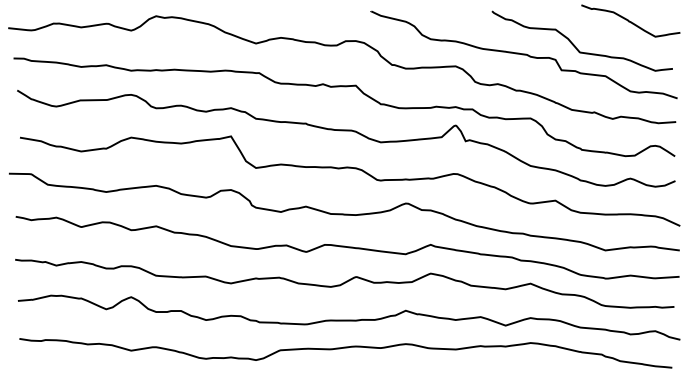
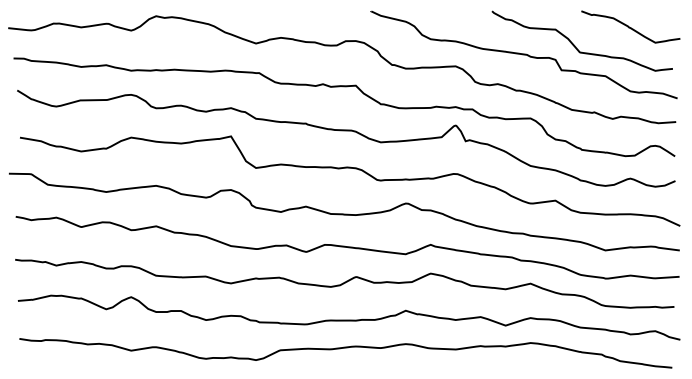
curve position: (629, 20) -> (629, 26) (629, 26)
